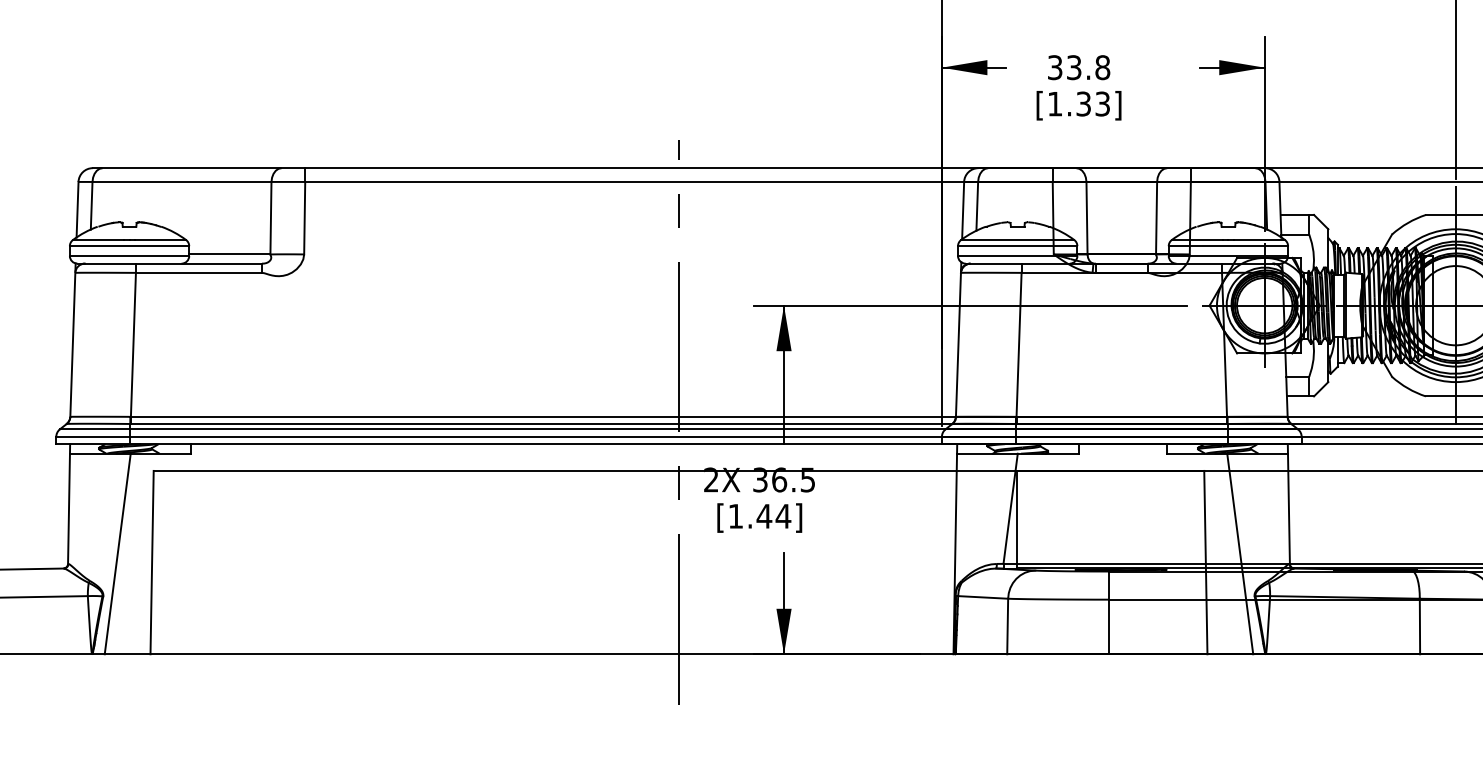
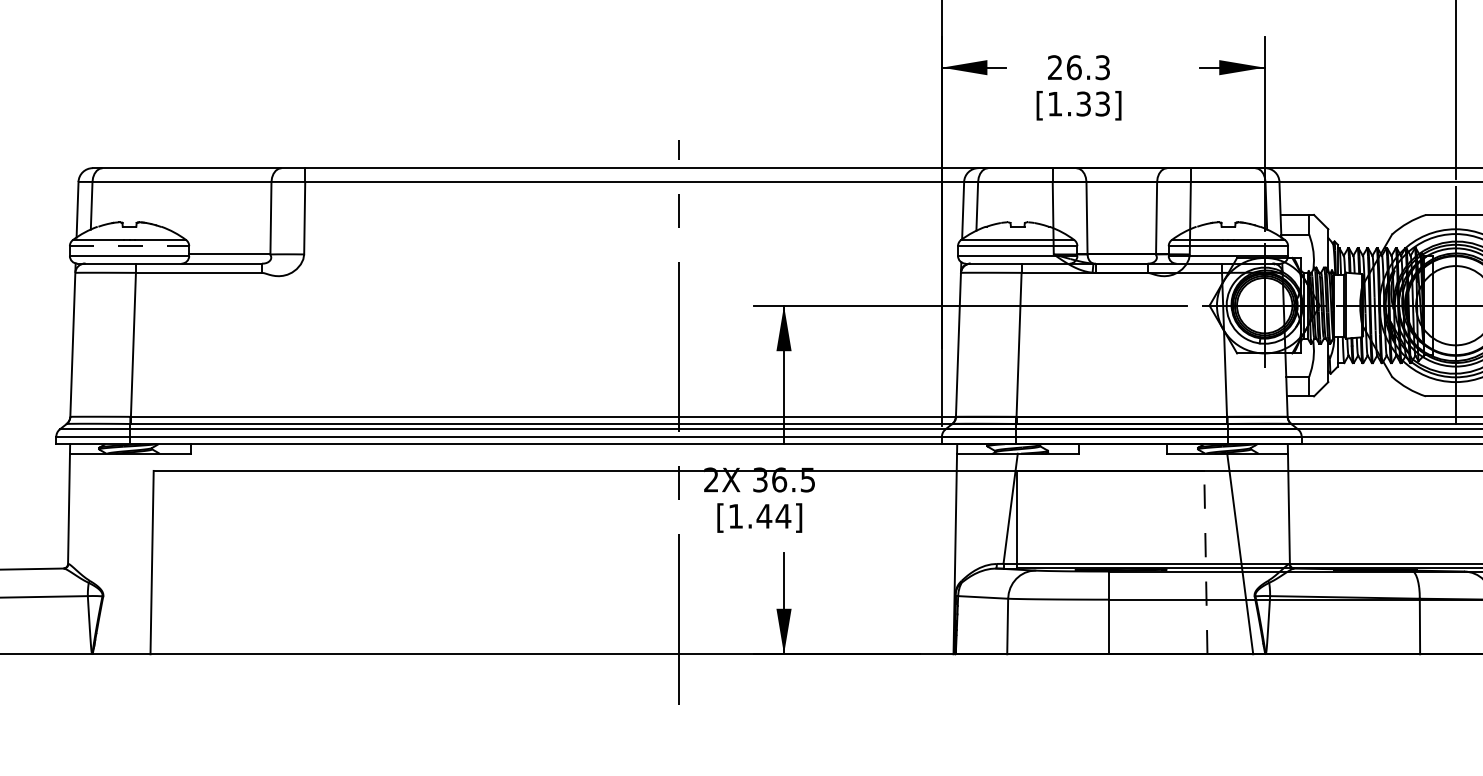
text: 33.8 -> 26.3 (1079, 67)
line: solid -> dashed (129, 246)
line: present -> none (117, 553)
line: solid -> dashed (1205, 562)
